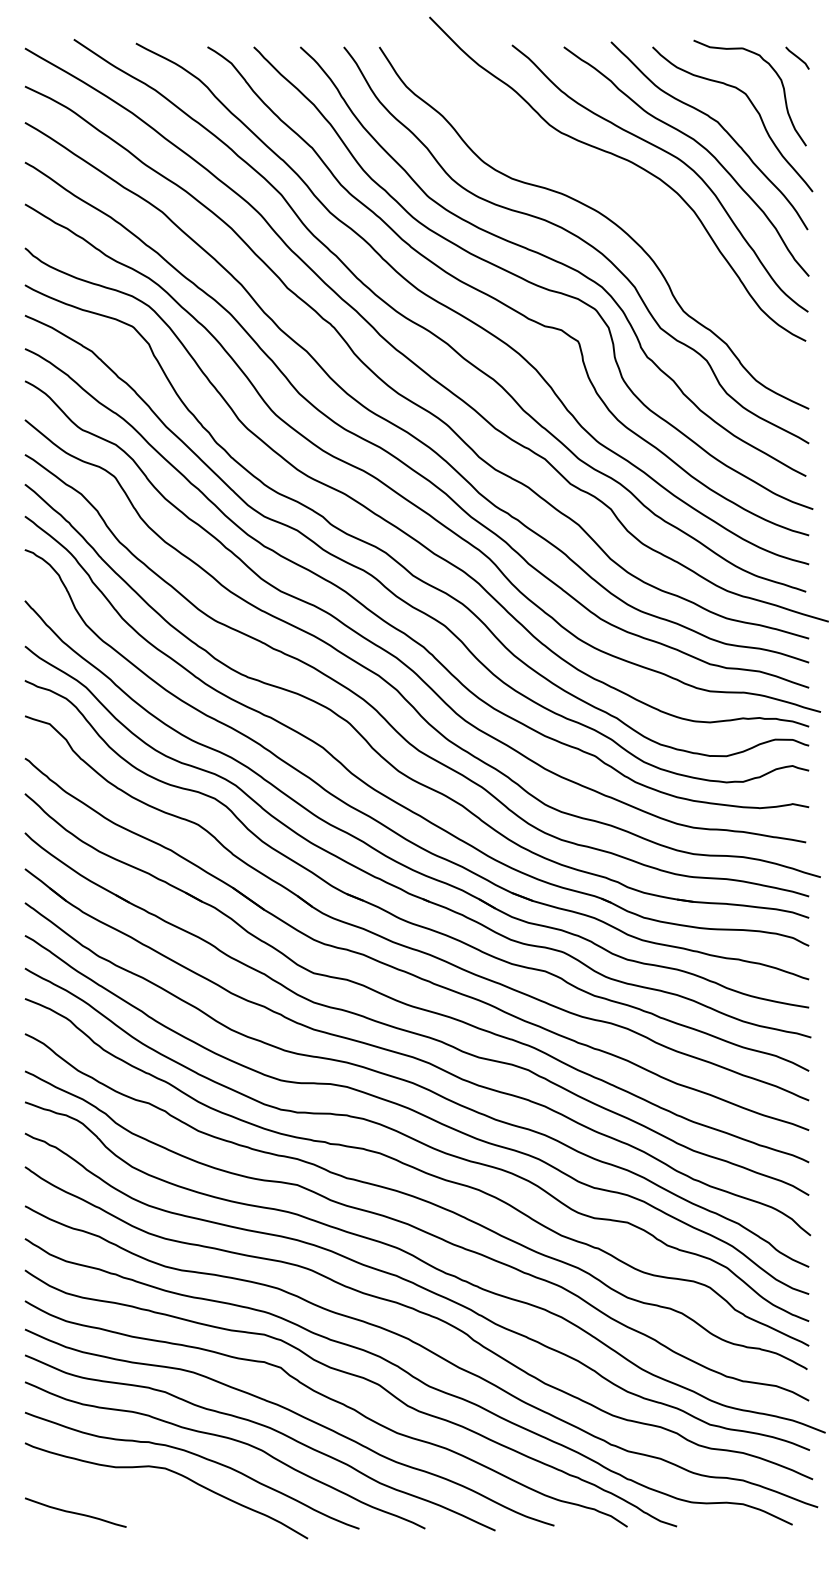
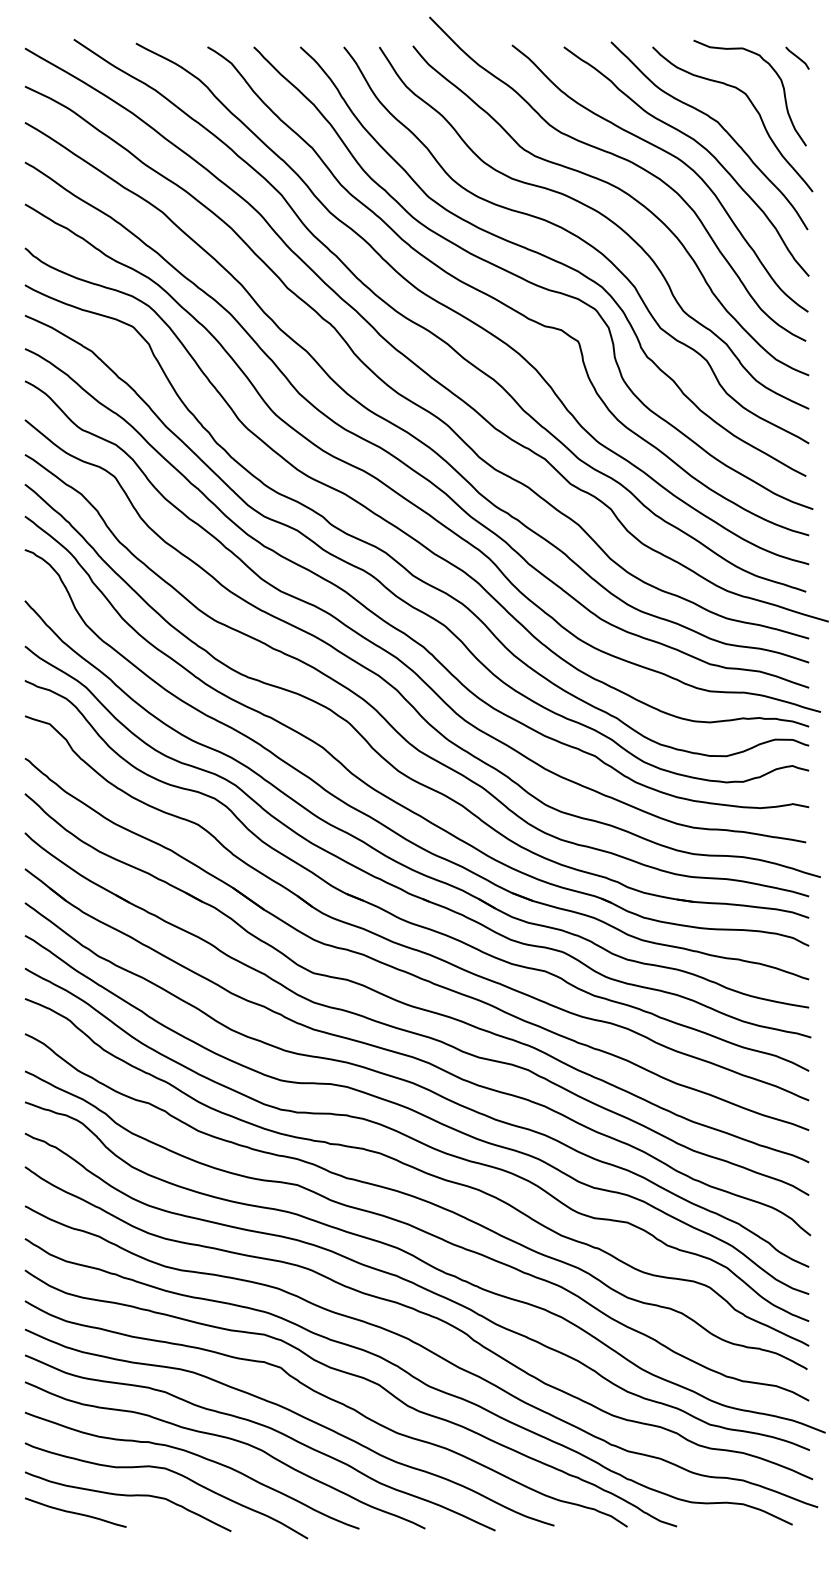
curve: none -> present (619, 190)
curve: none -> present (127, 1496)
